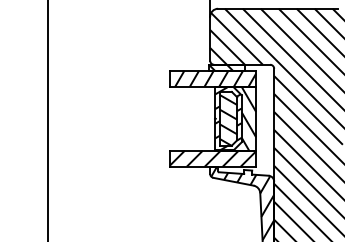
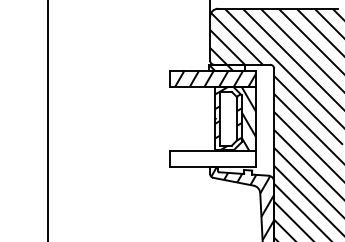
hatch: present -> none (228, 119)
hatch: present -> none (212, 158)
